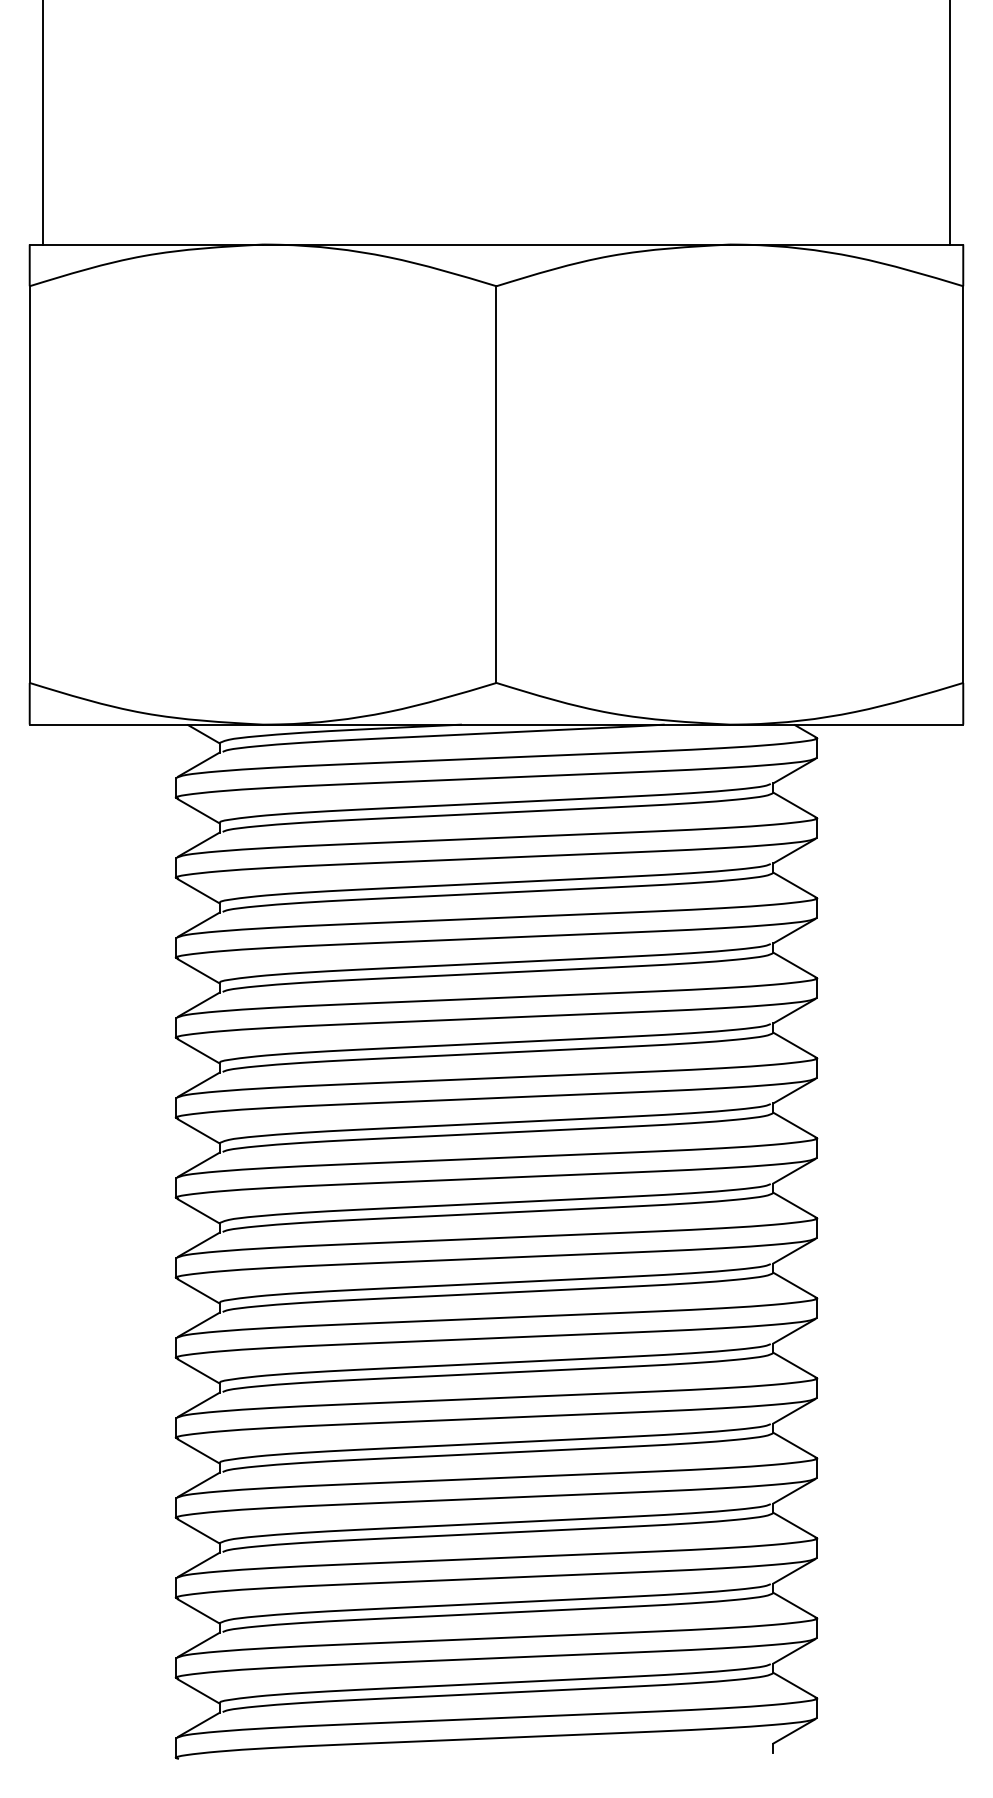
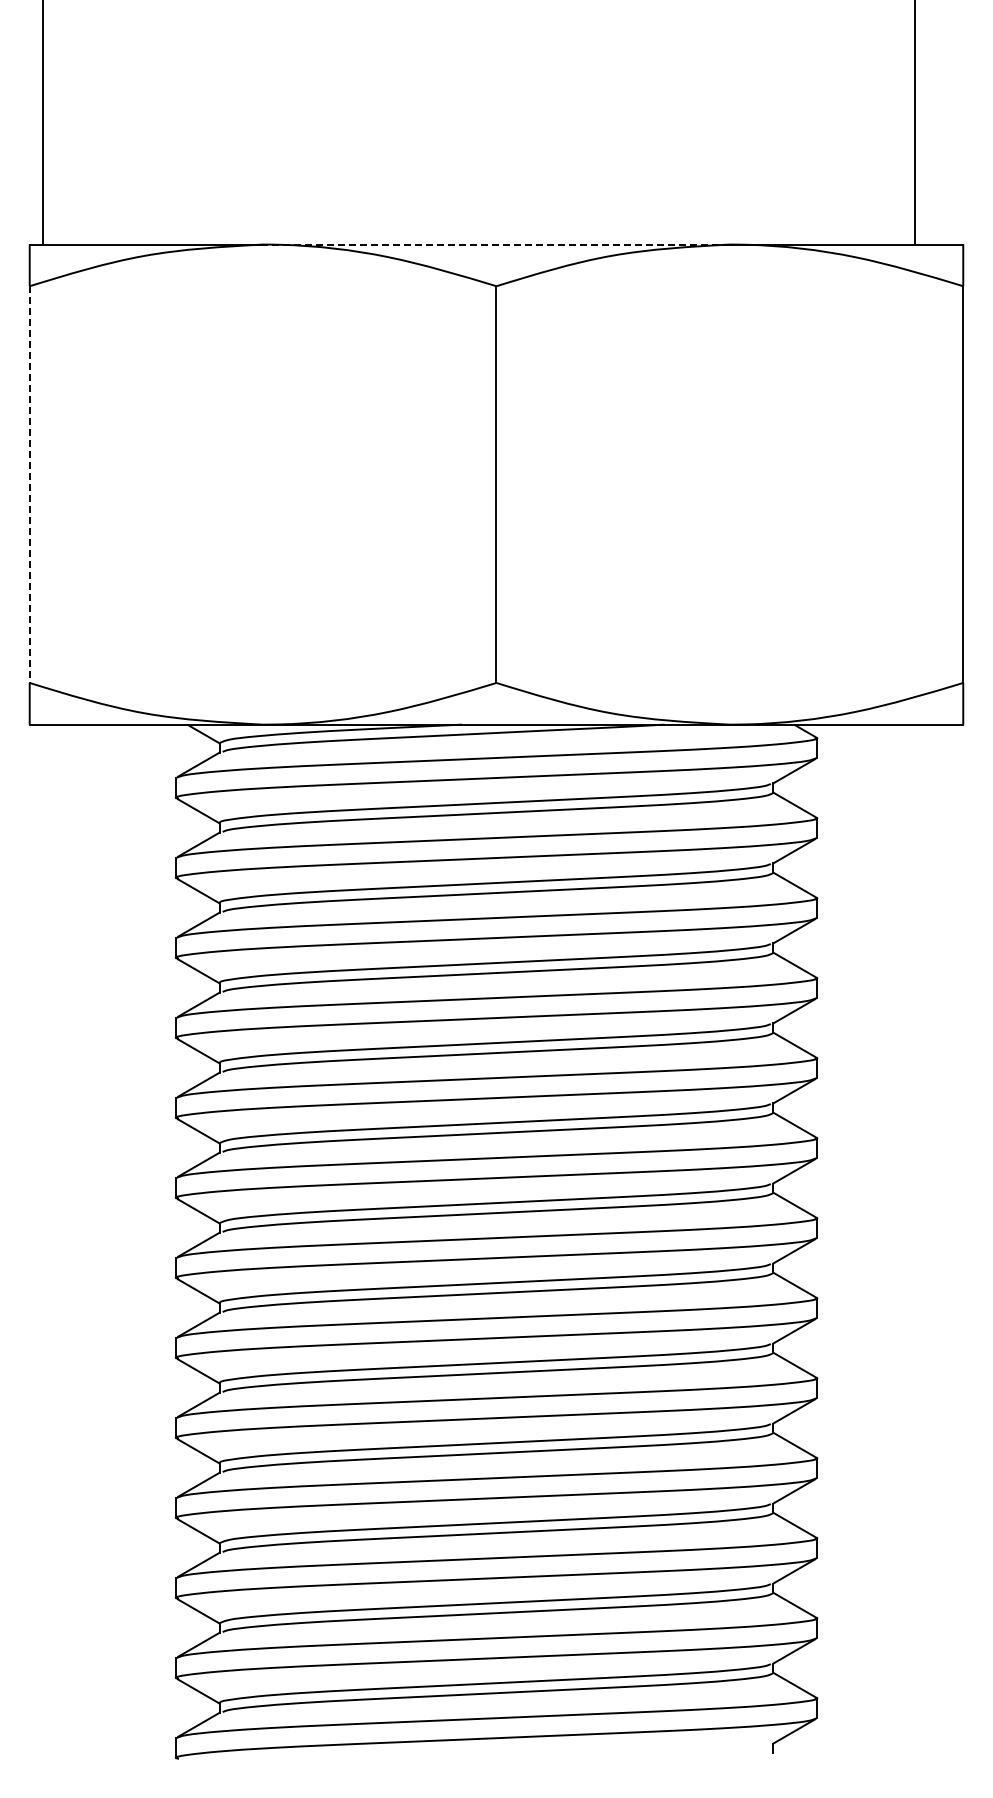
line position: (949, 123) -> (914, 123) (914, 123)
line: solid -> dashed (495, 244)
line: solid -> dashed (29, 485)
